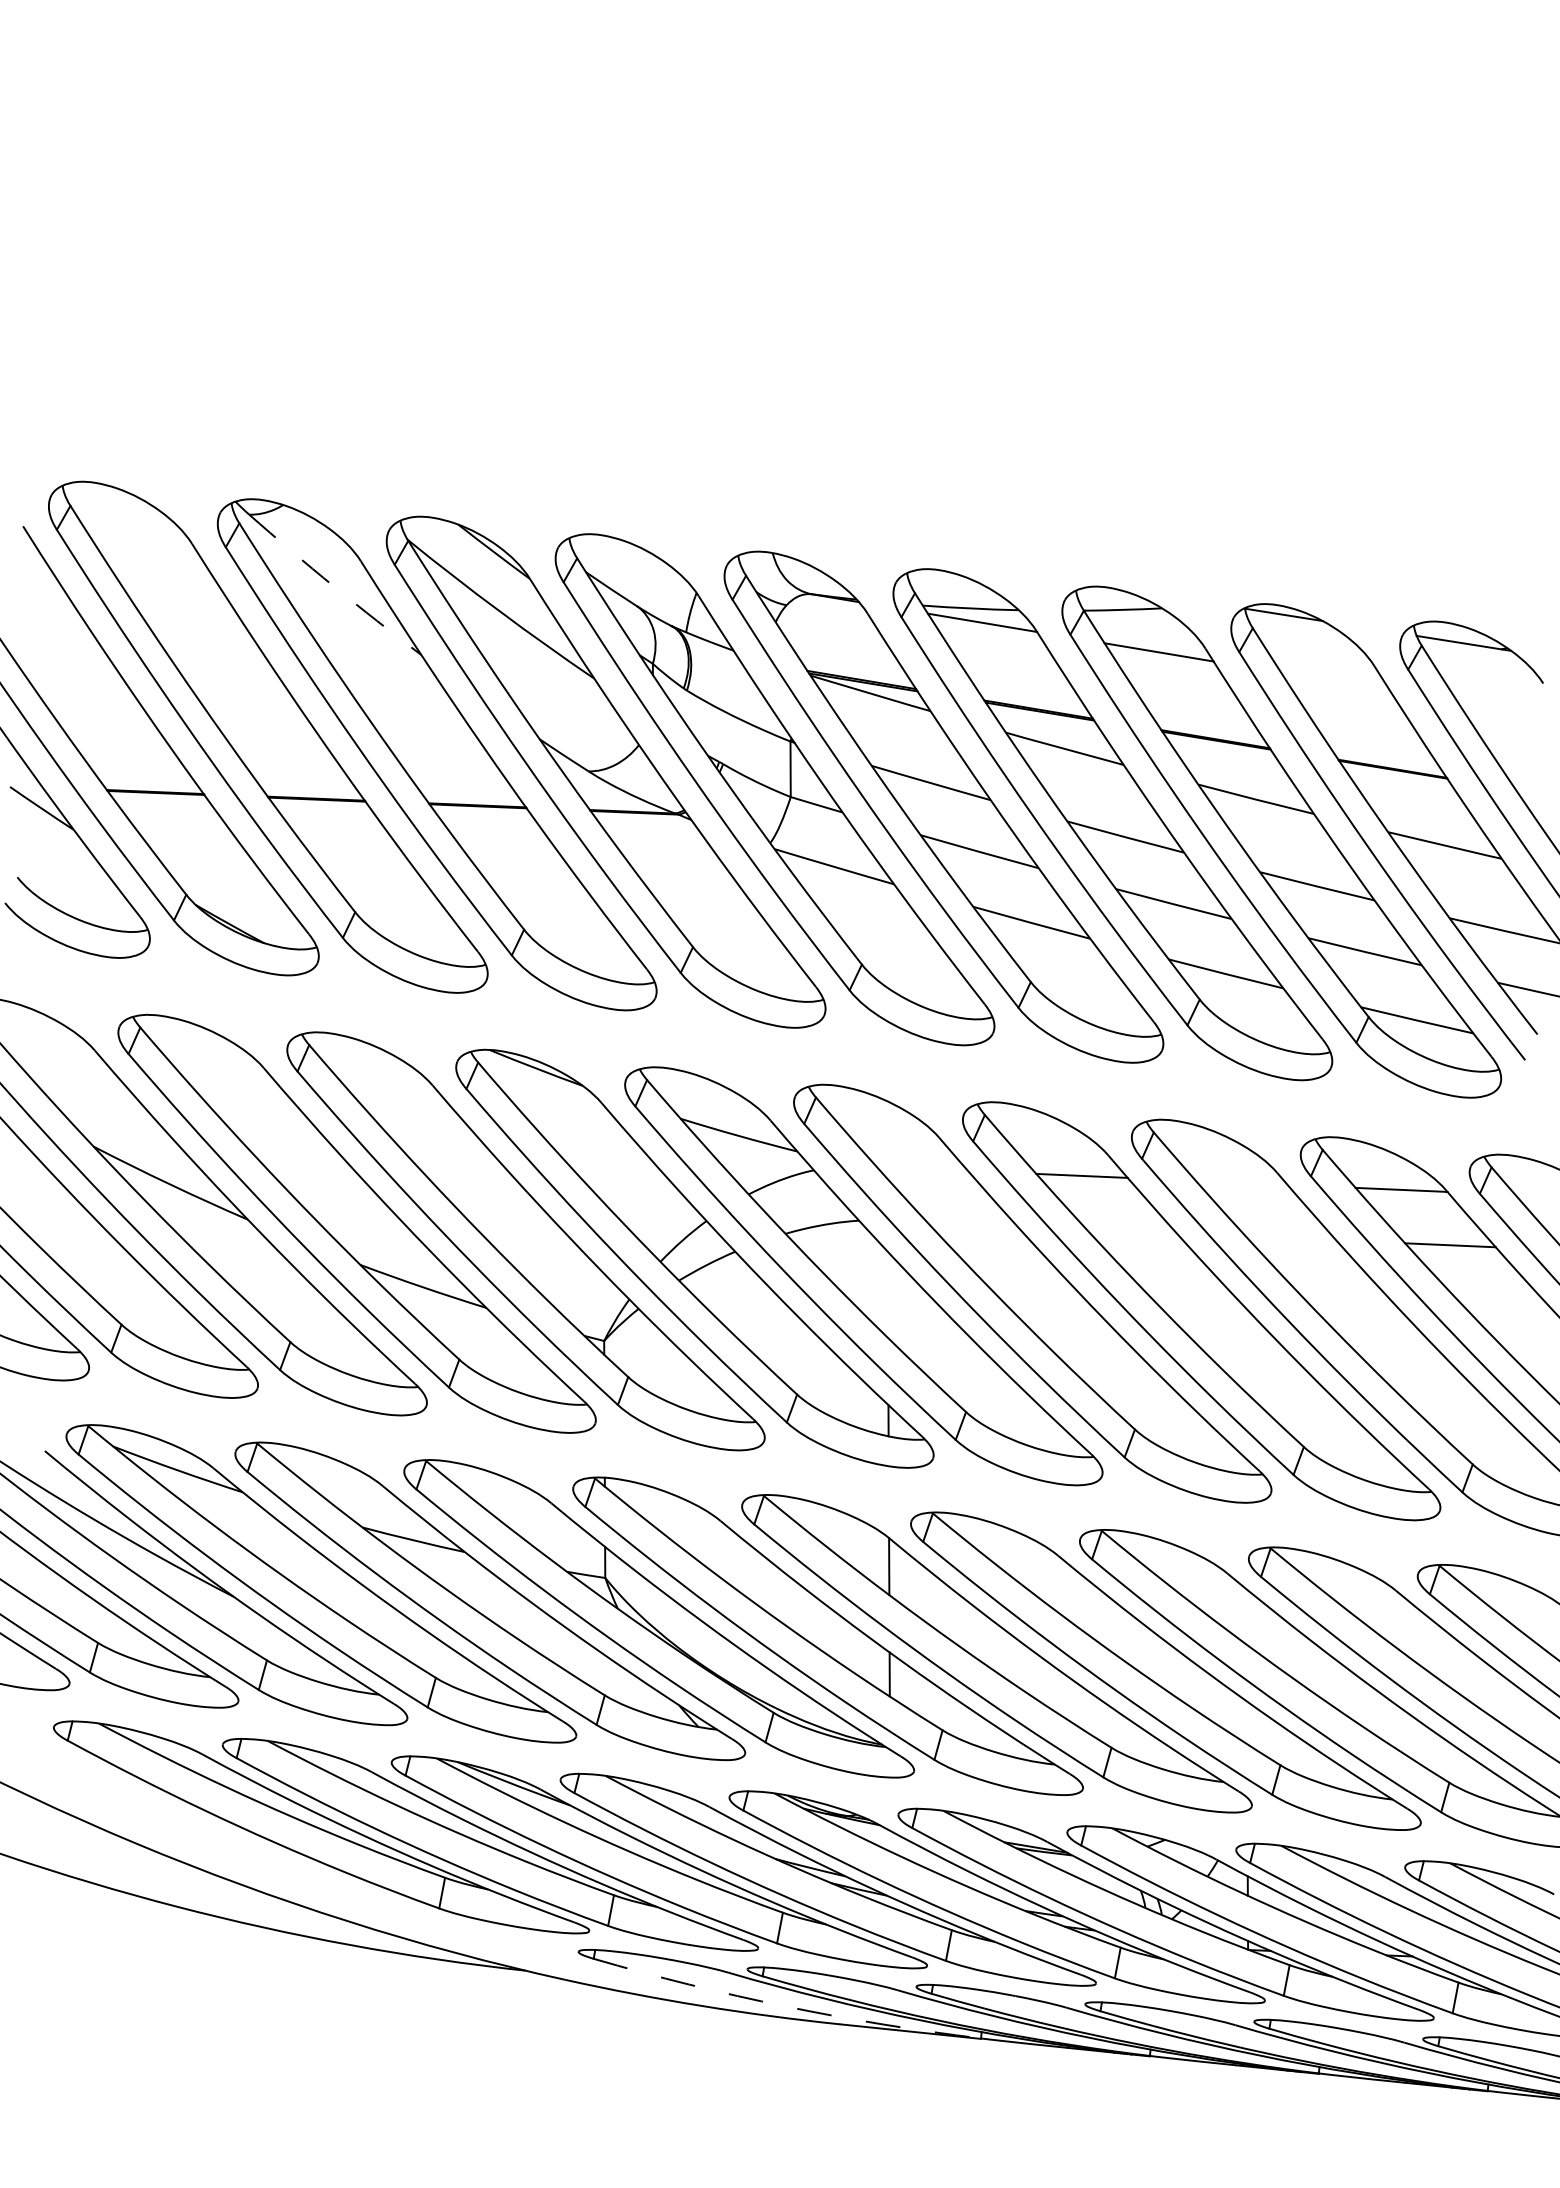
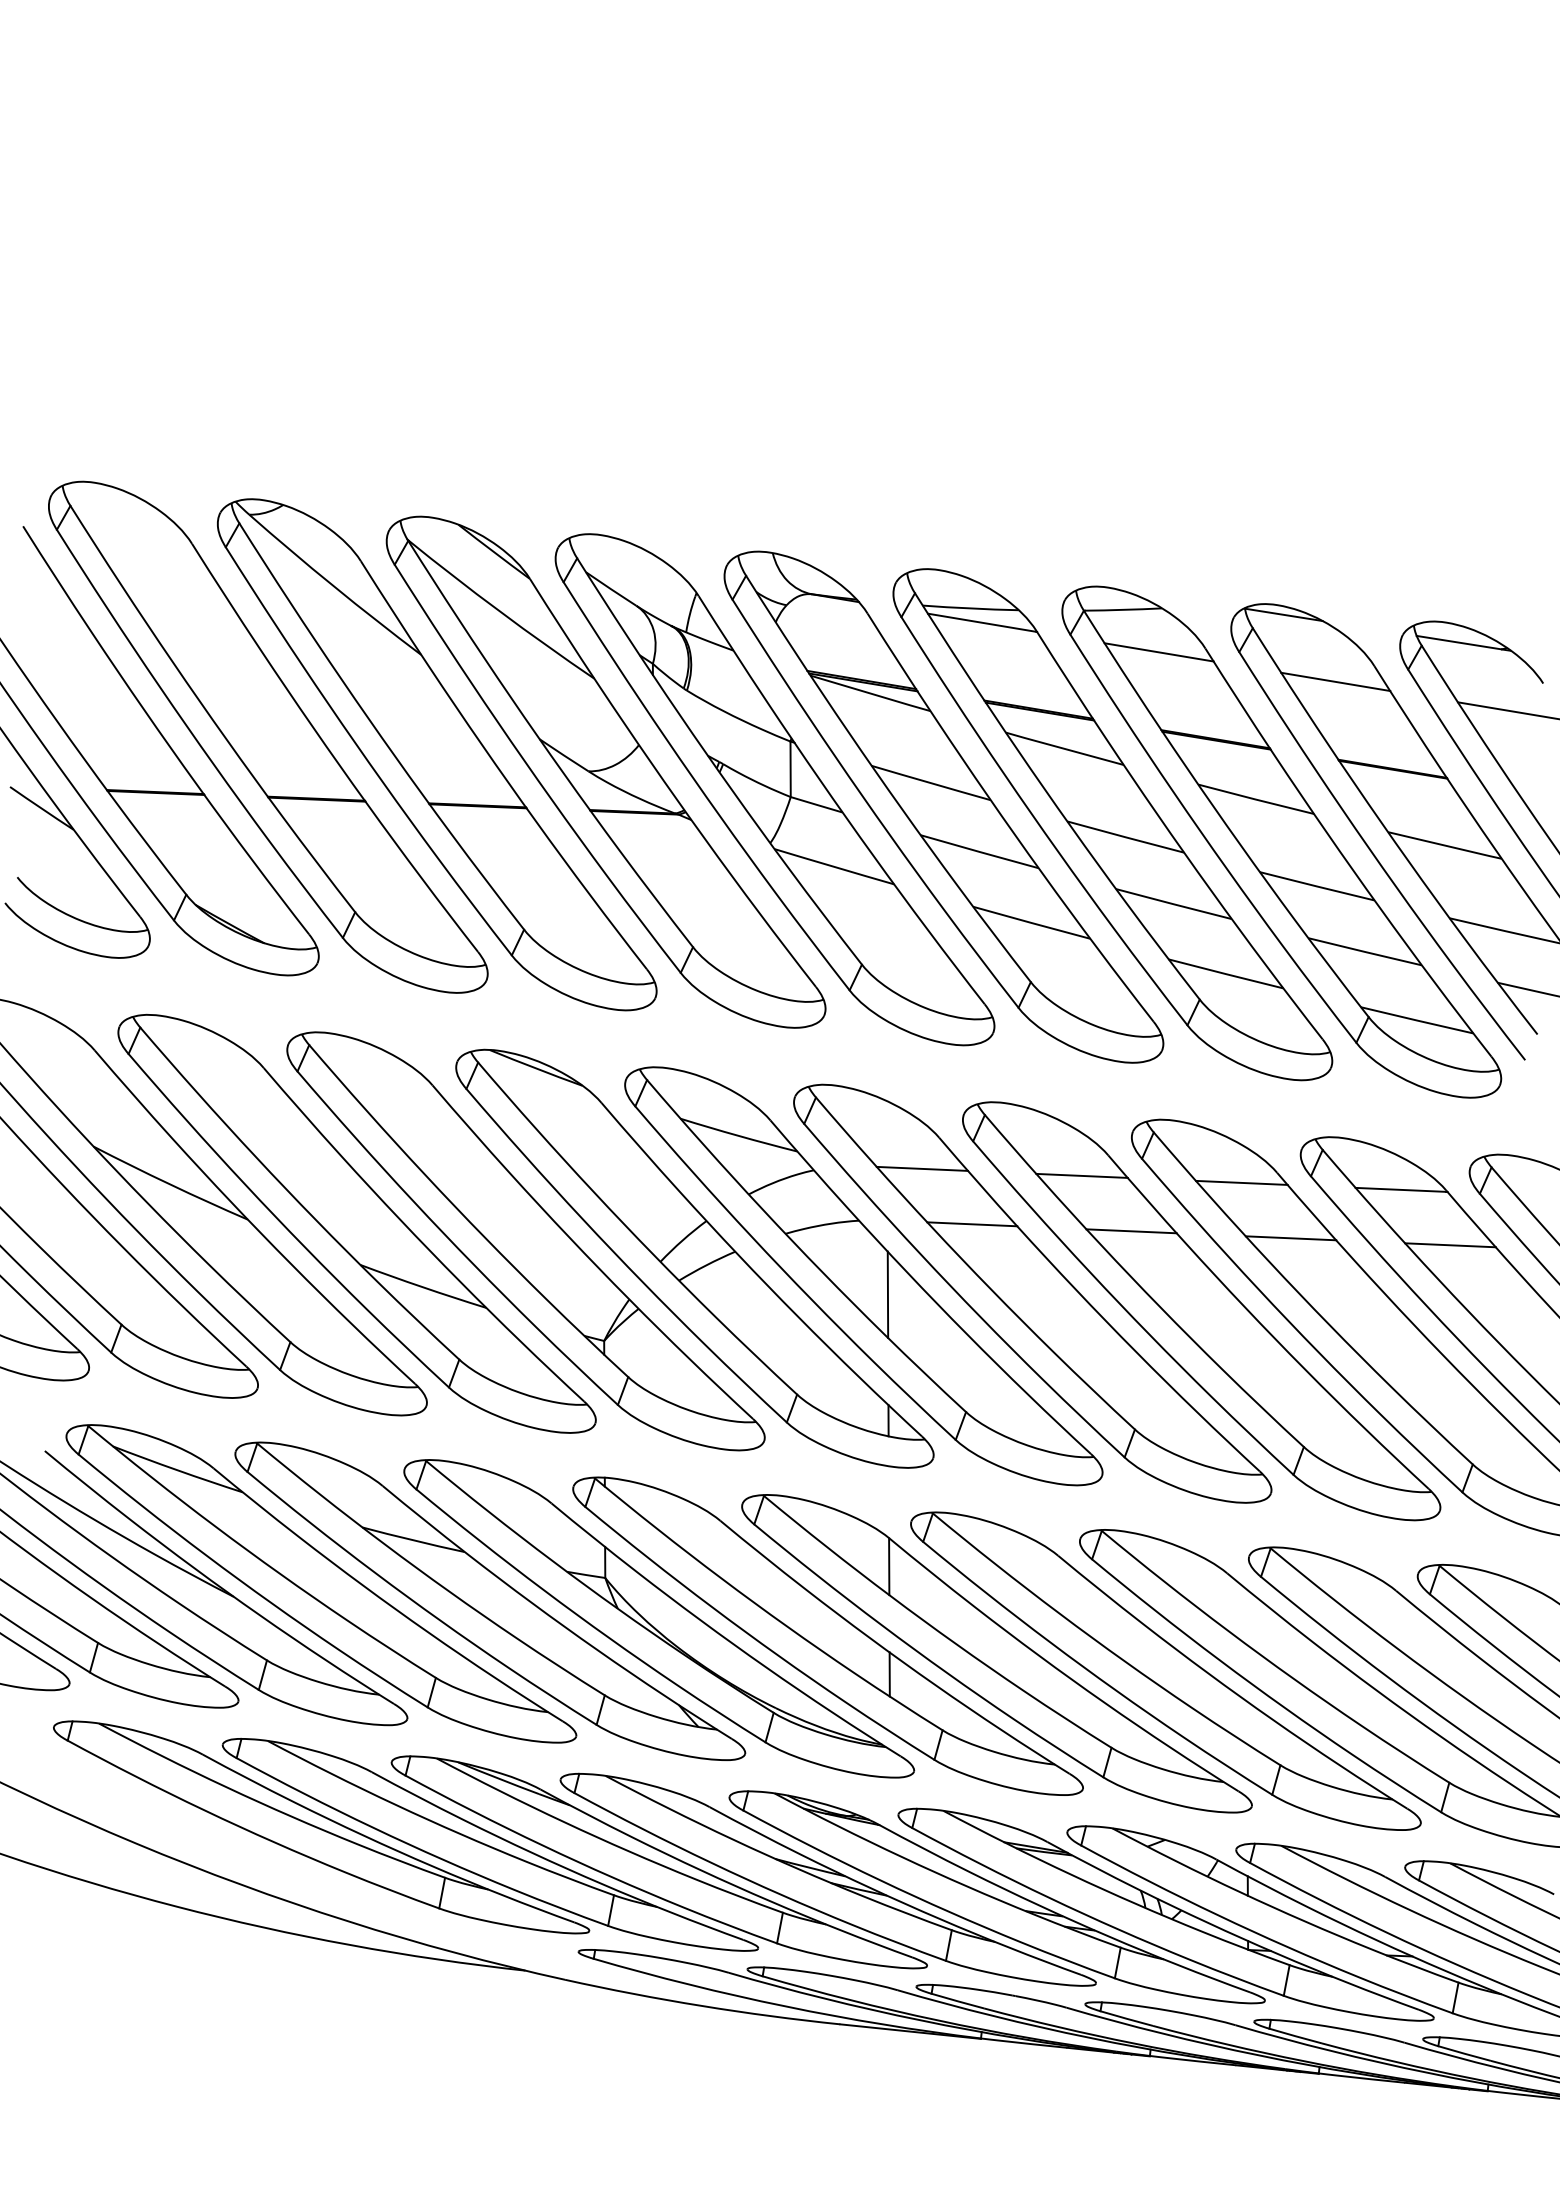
arc: dashed -> solid (333, 586)
line: none -> present (1335, 681)
line: none -> present (1506, 710)
line: none -> present (922, 1168)
line: none -> present (1241, 1182)
line: none -> present (972, 1224)
line: none -> present (1131, 1231)
line: none -> present (1290, 1238)
line: none -> present (887, 1294)
arc: dashed -> solid (785, 2006)
